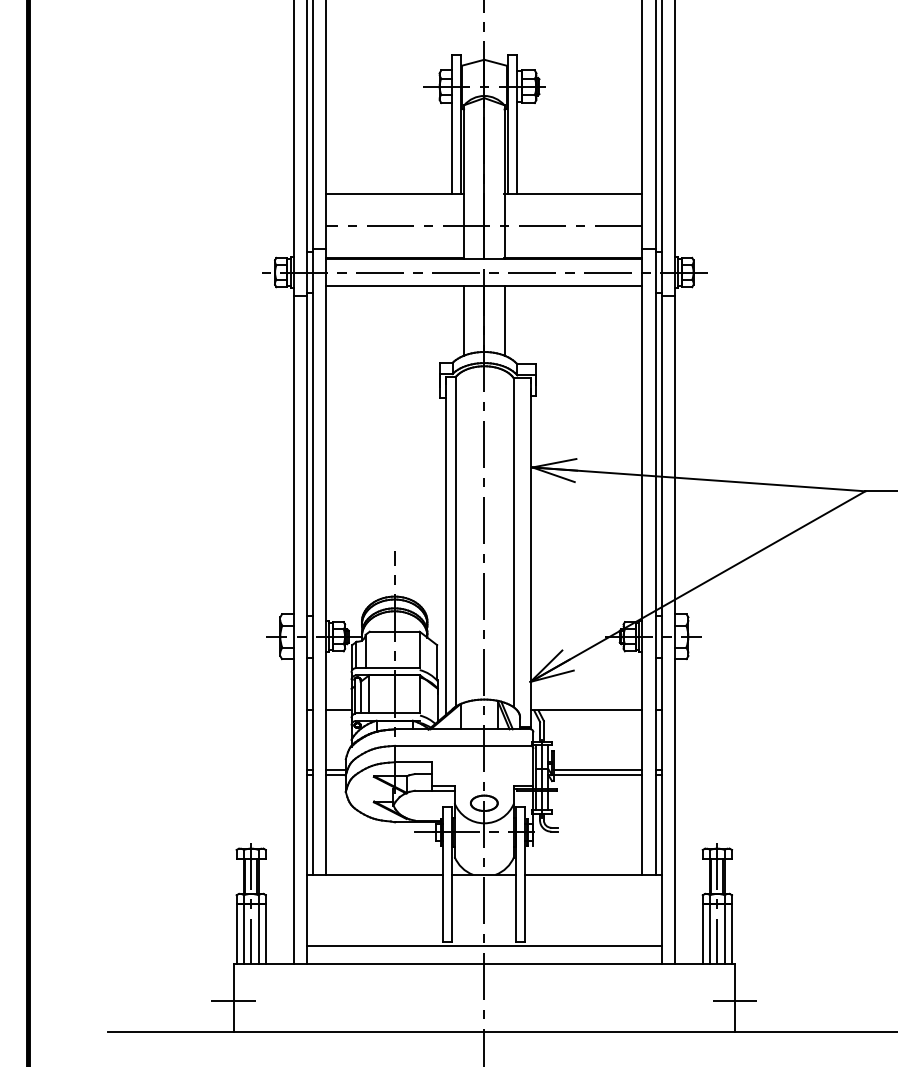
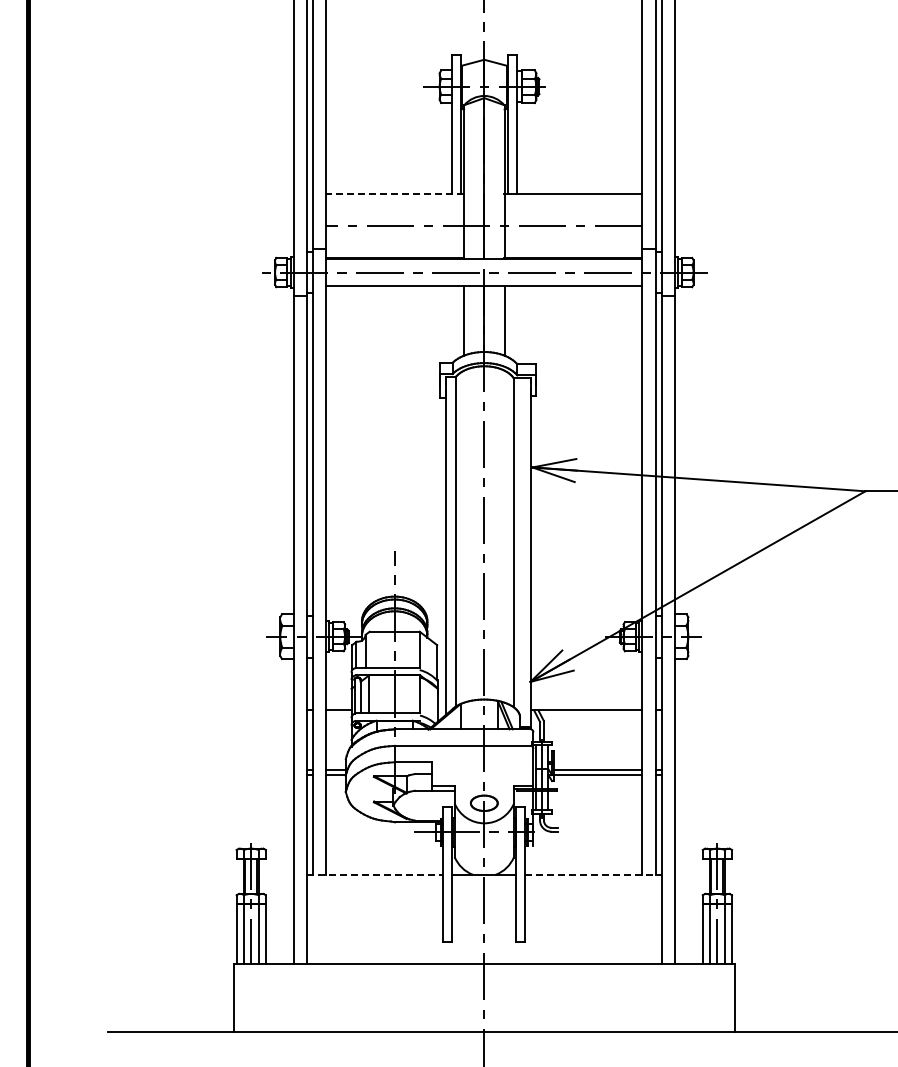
line: solid -> dashed (395, 194)
line: solid -> dashed (375, 874)
line: solid -> dashed (593, 874)
line: present -> none (484, 946)
line: present -> none (233, 1000)
line: present -> none (735, 1000)
